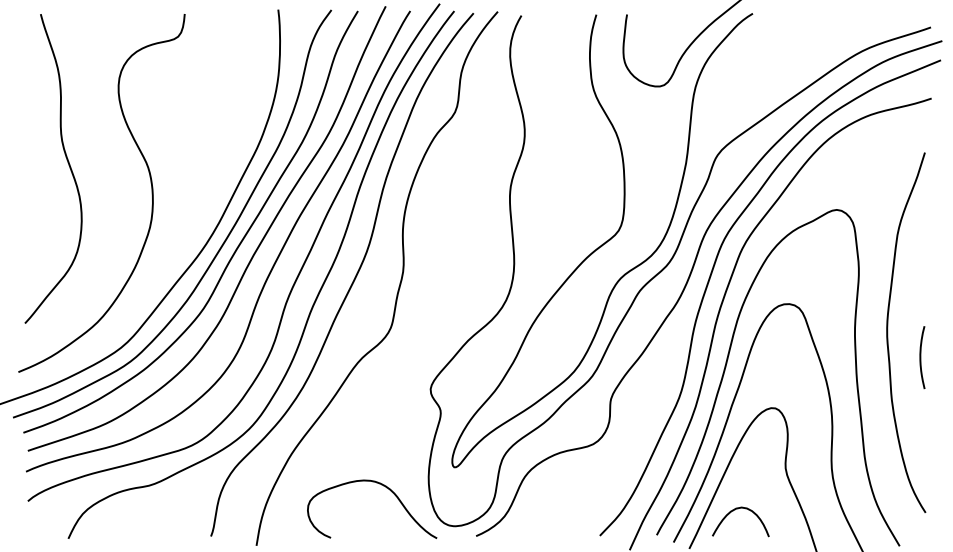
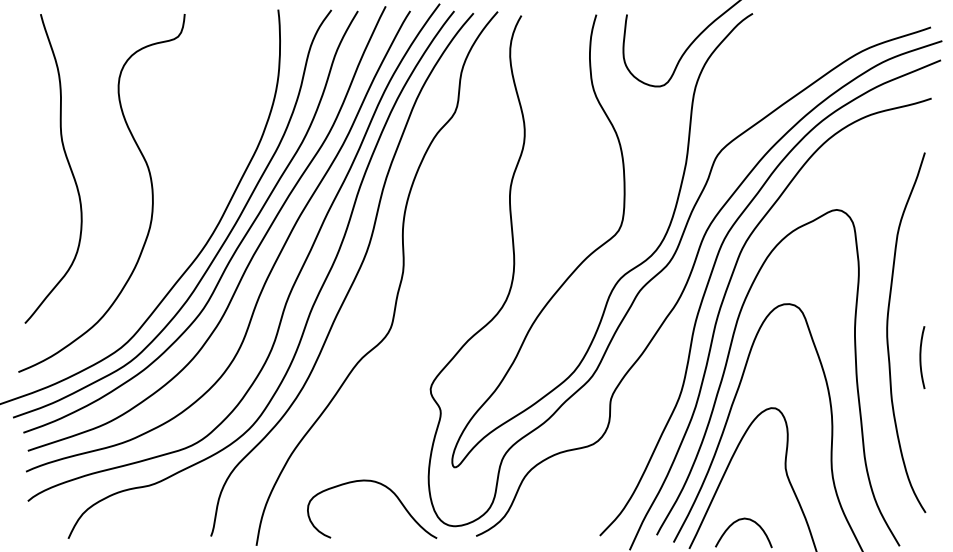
curve position: (735, 510) -> (738, 521) (738, 521)
